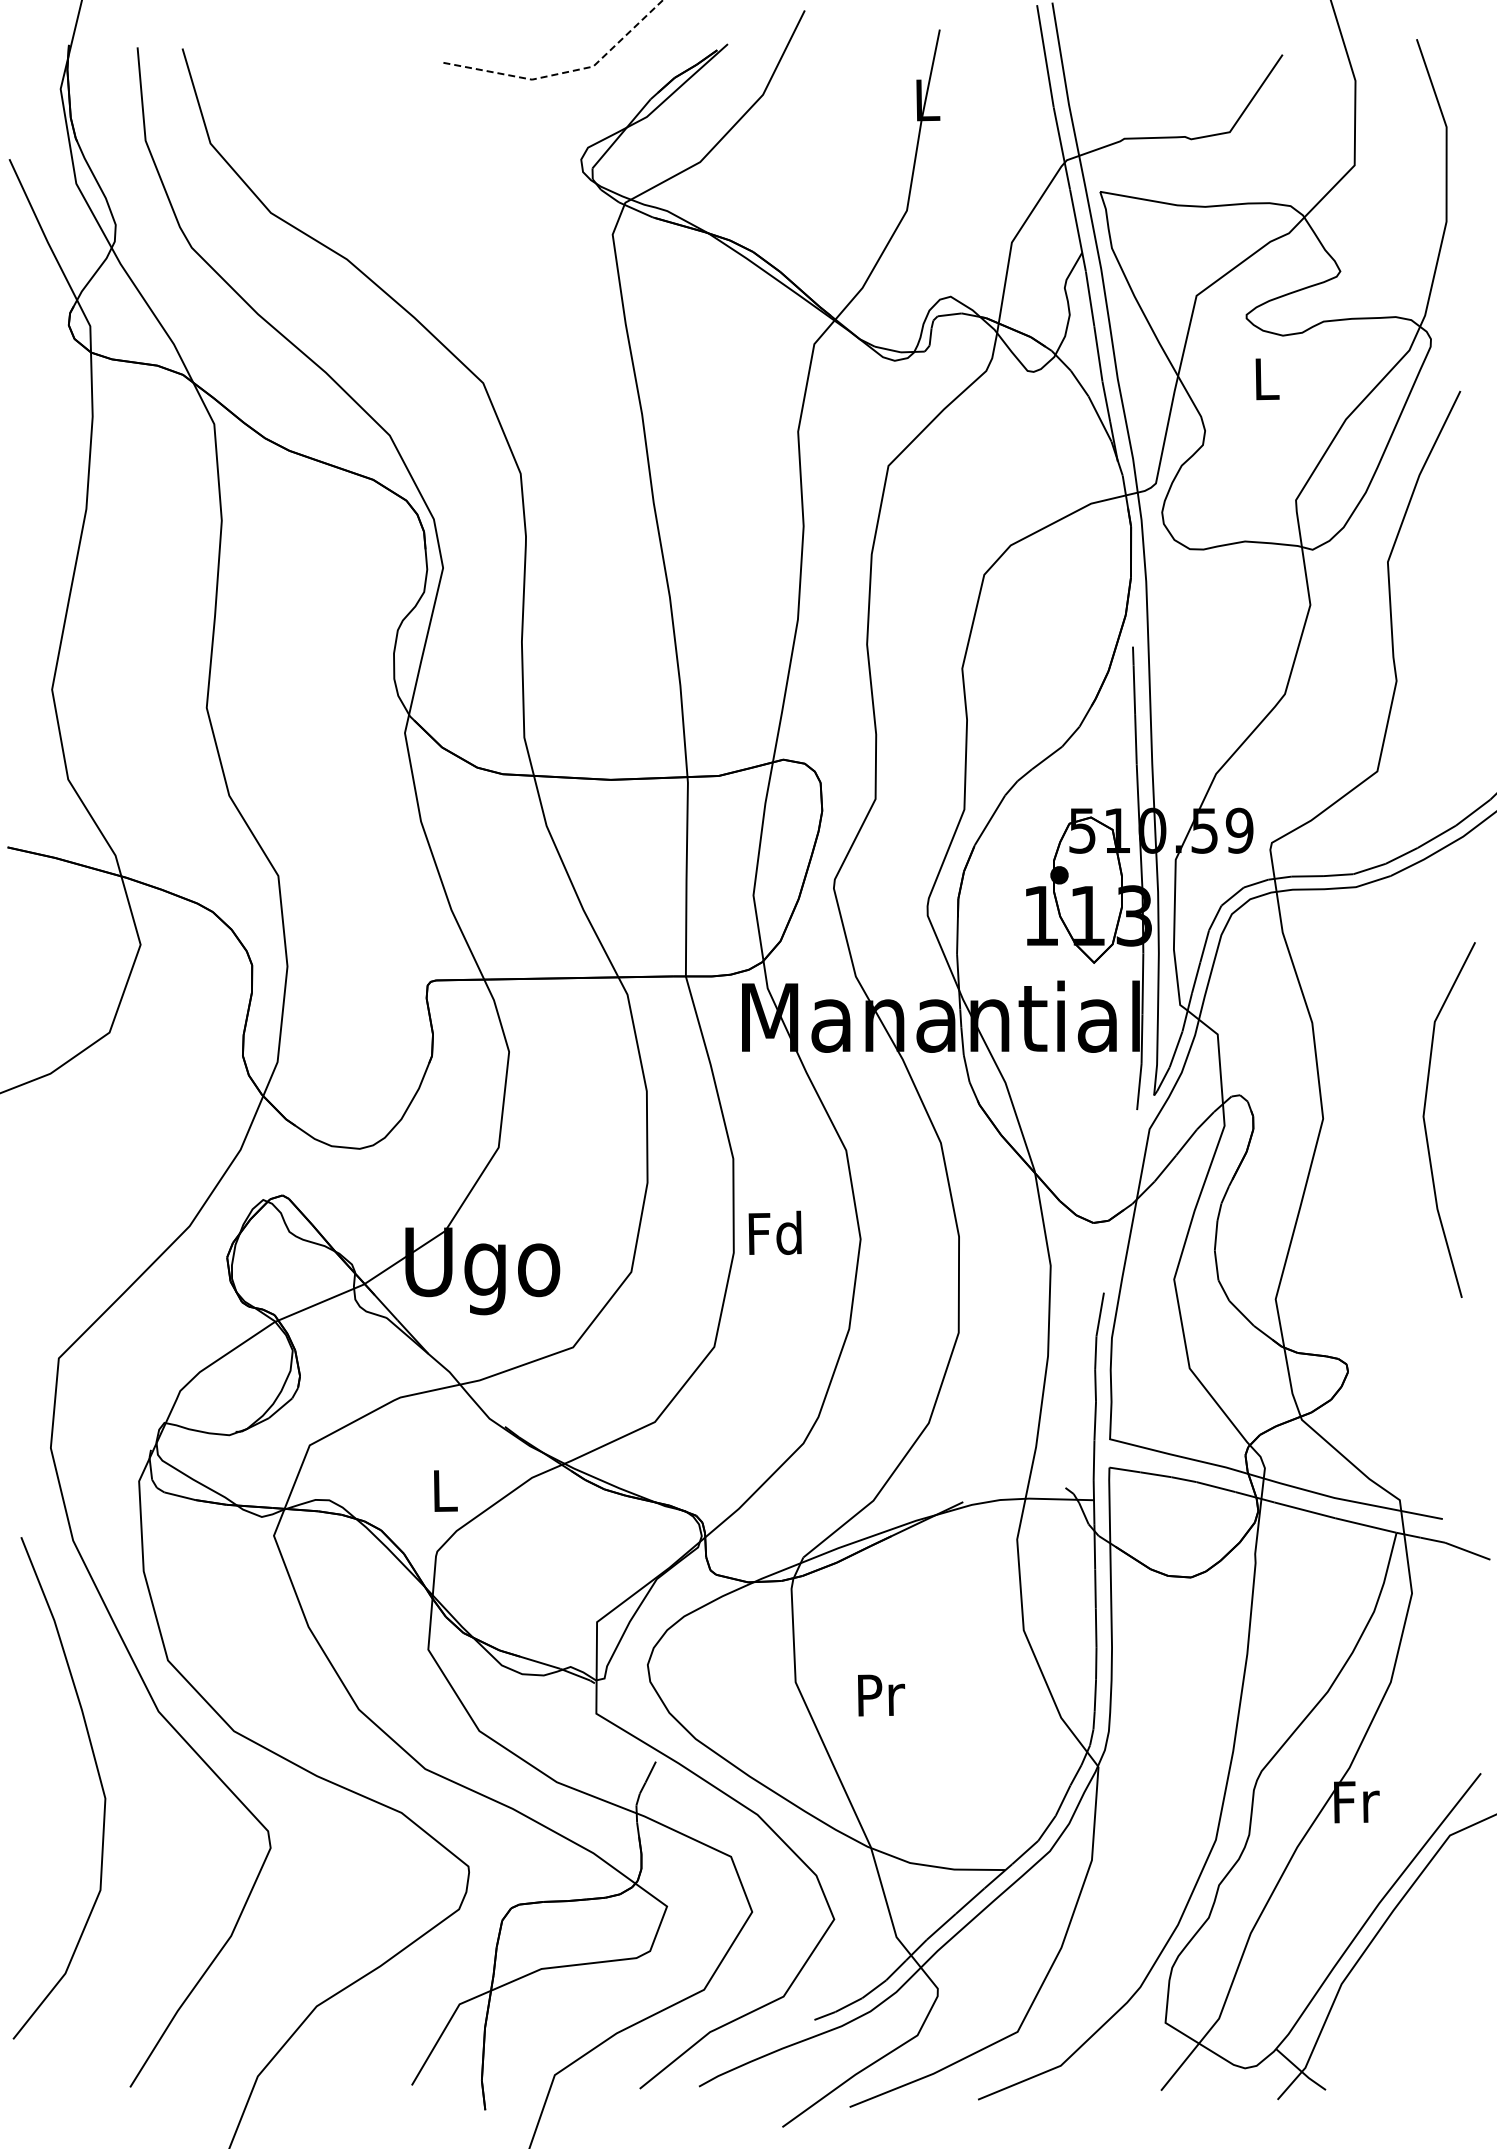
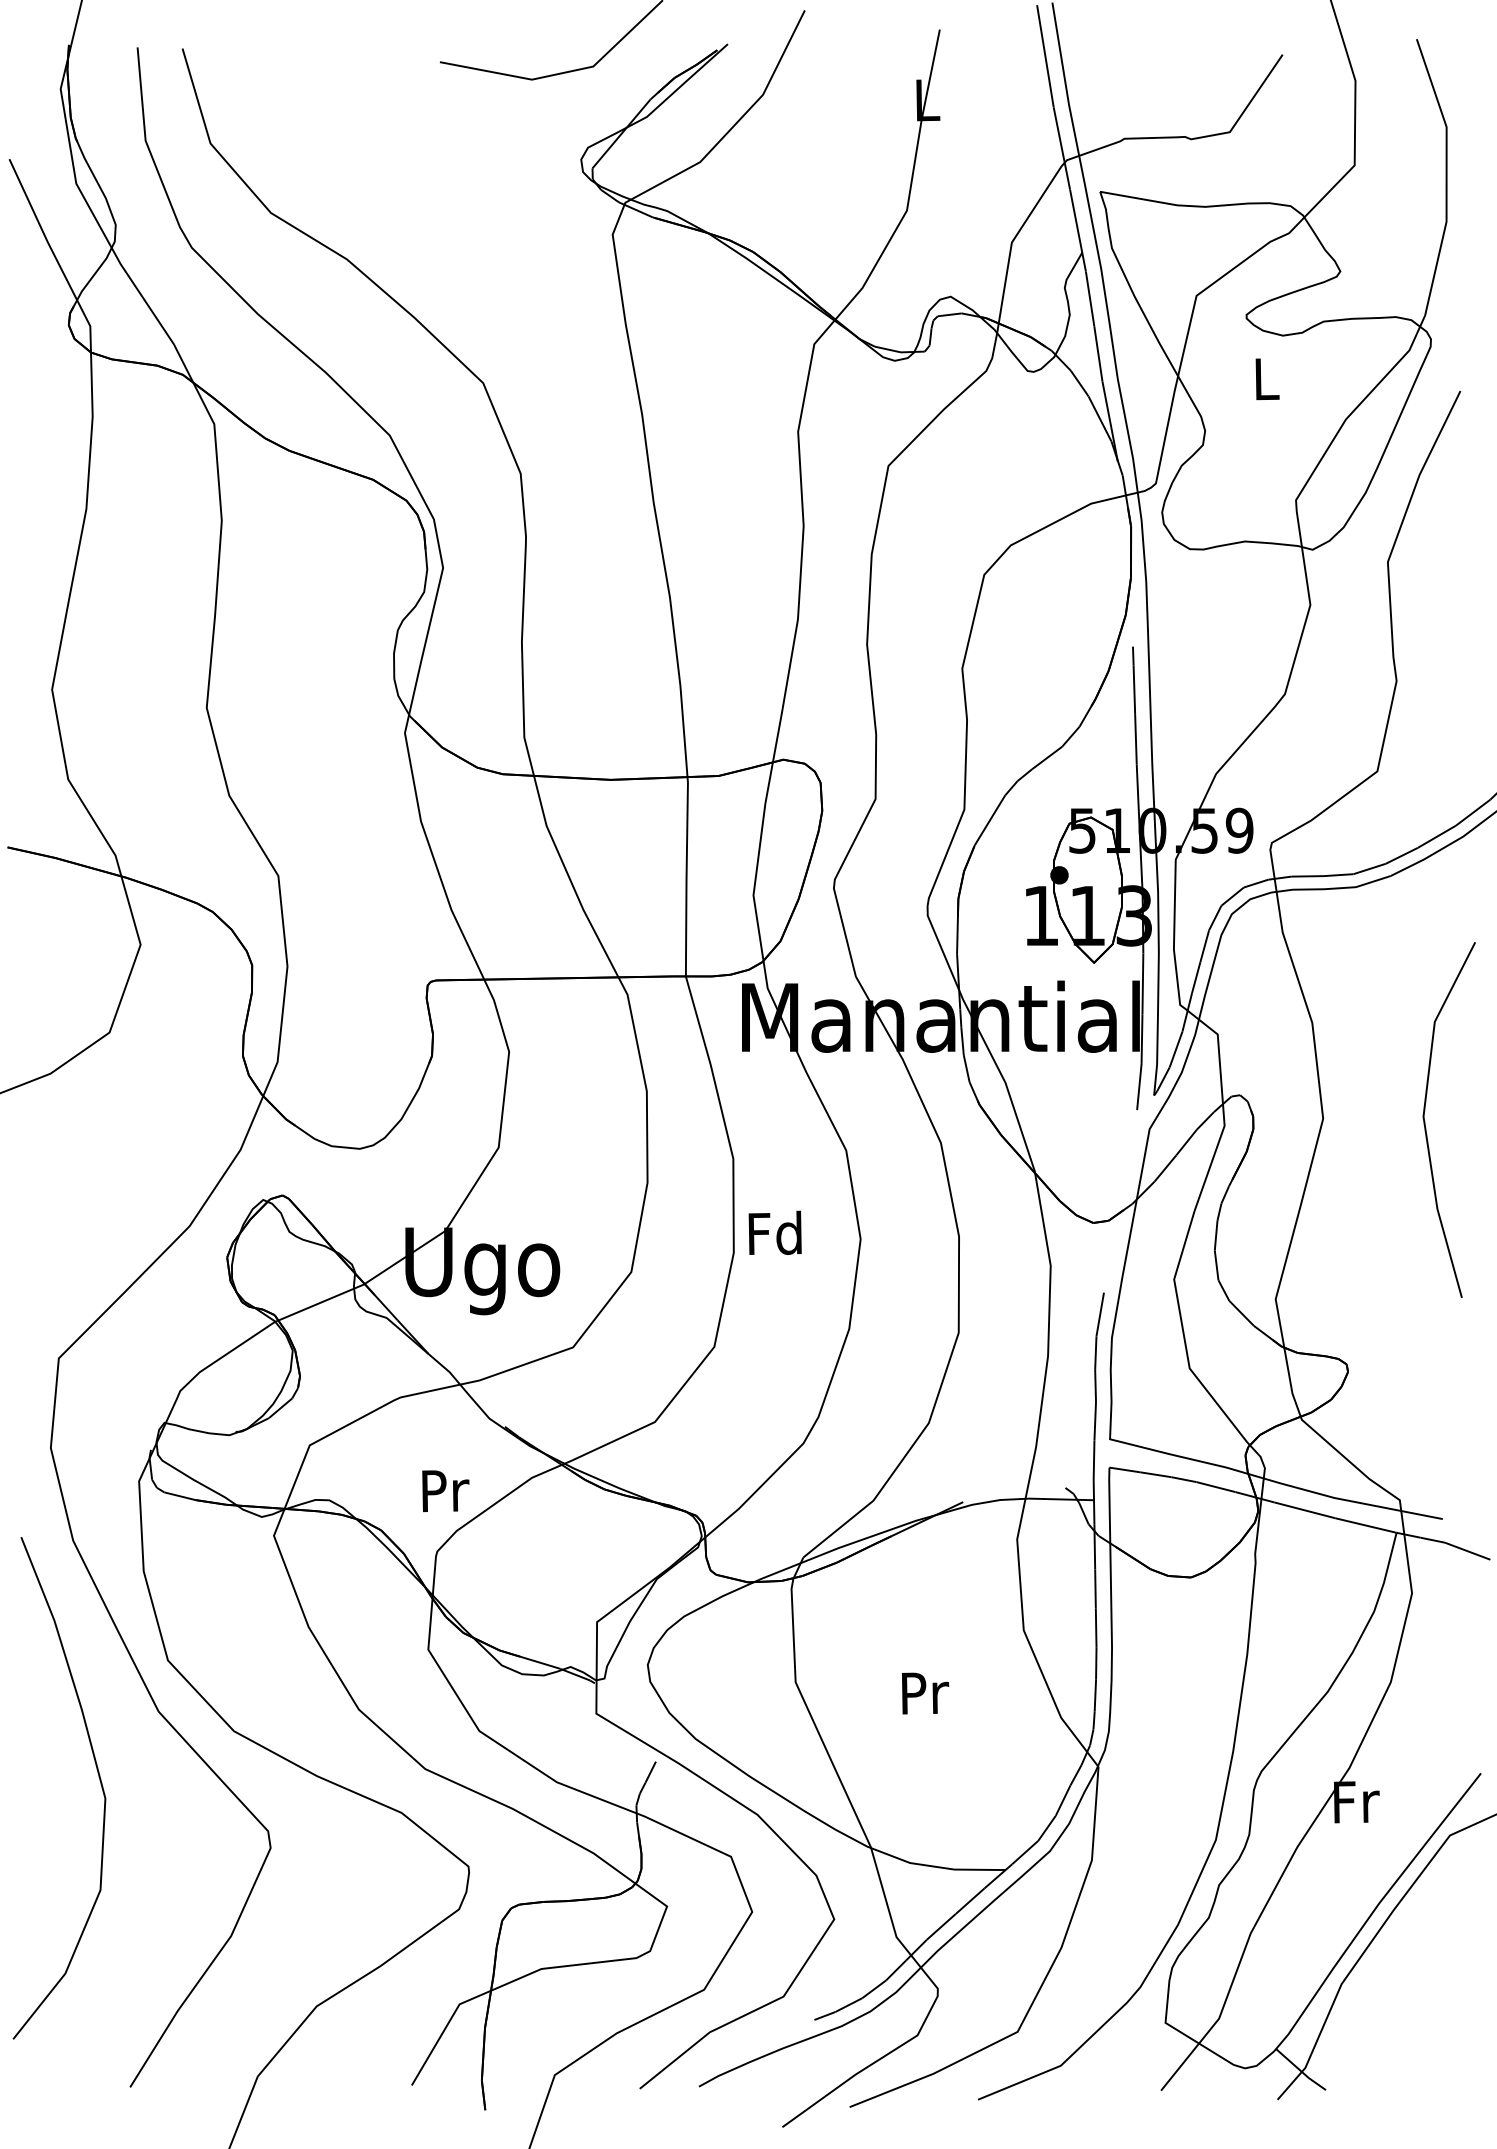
line: dashed -> solid (564, 72)
text: L -> Pr (445, 1491)
text position: (881, 1695) -> (925, 1693) (925, 1693)
